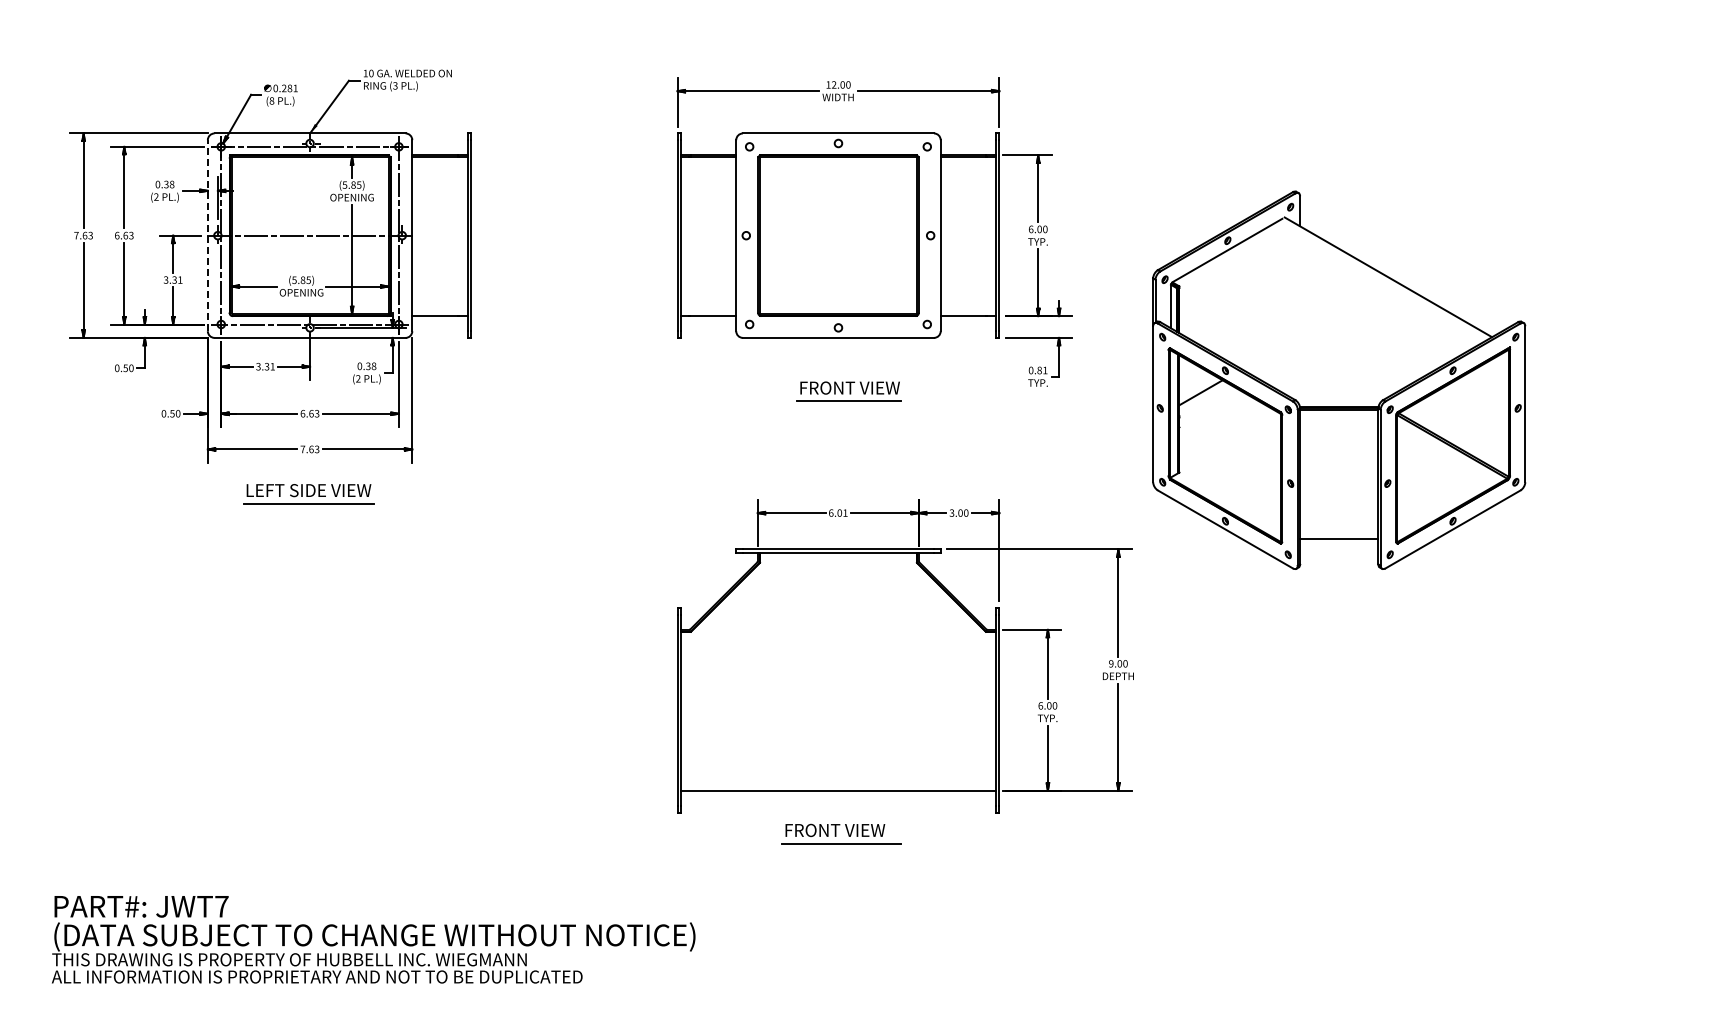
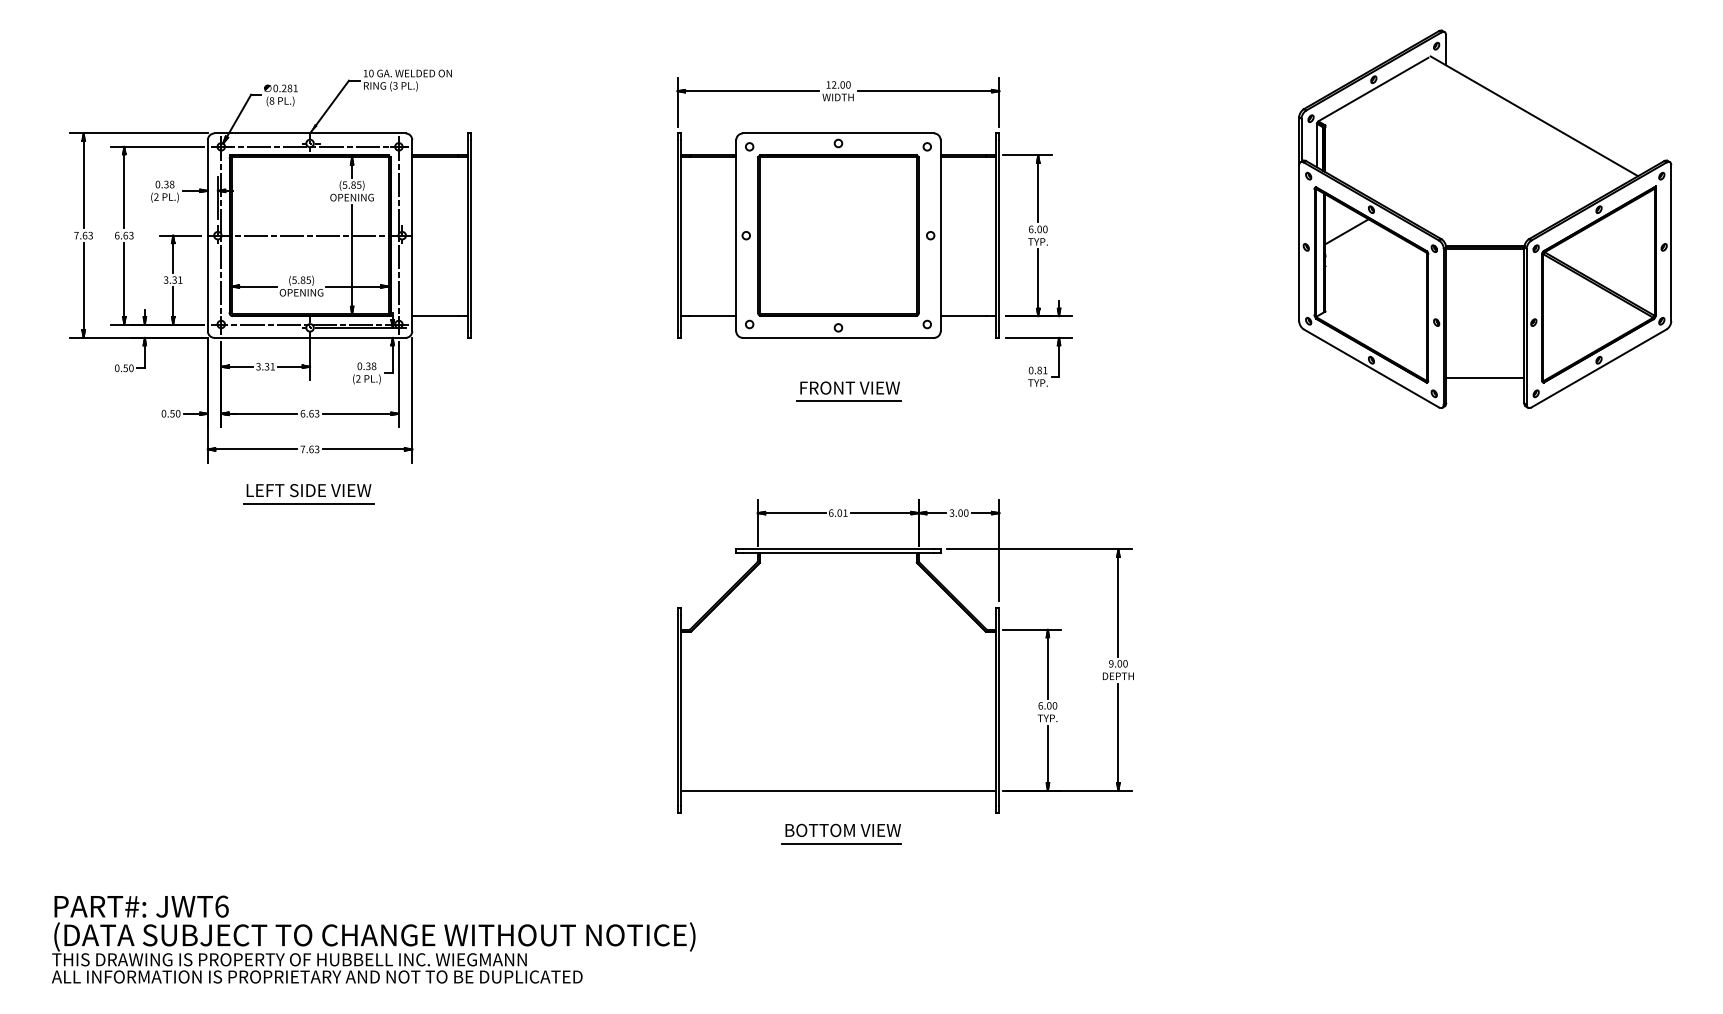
line: dashed -> solid (207, 235)
part position: (1339, 379) -> (1485, 218) (1485, 218)
text: FRONT VIEW -> BOTTOM VIEW (843, 830)
text: JWT7 -> JWT6 (221, 906)
